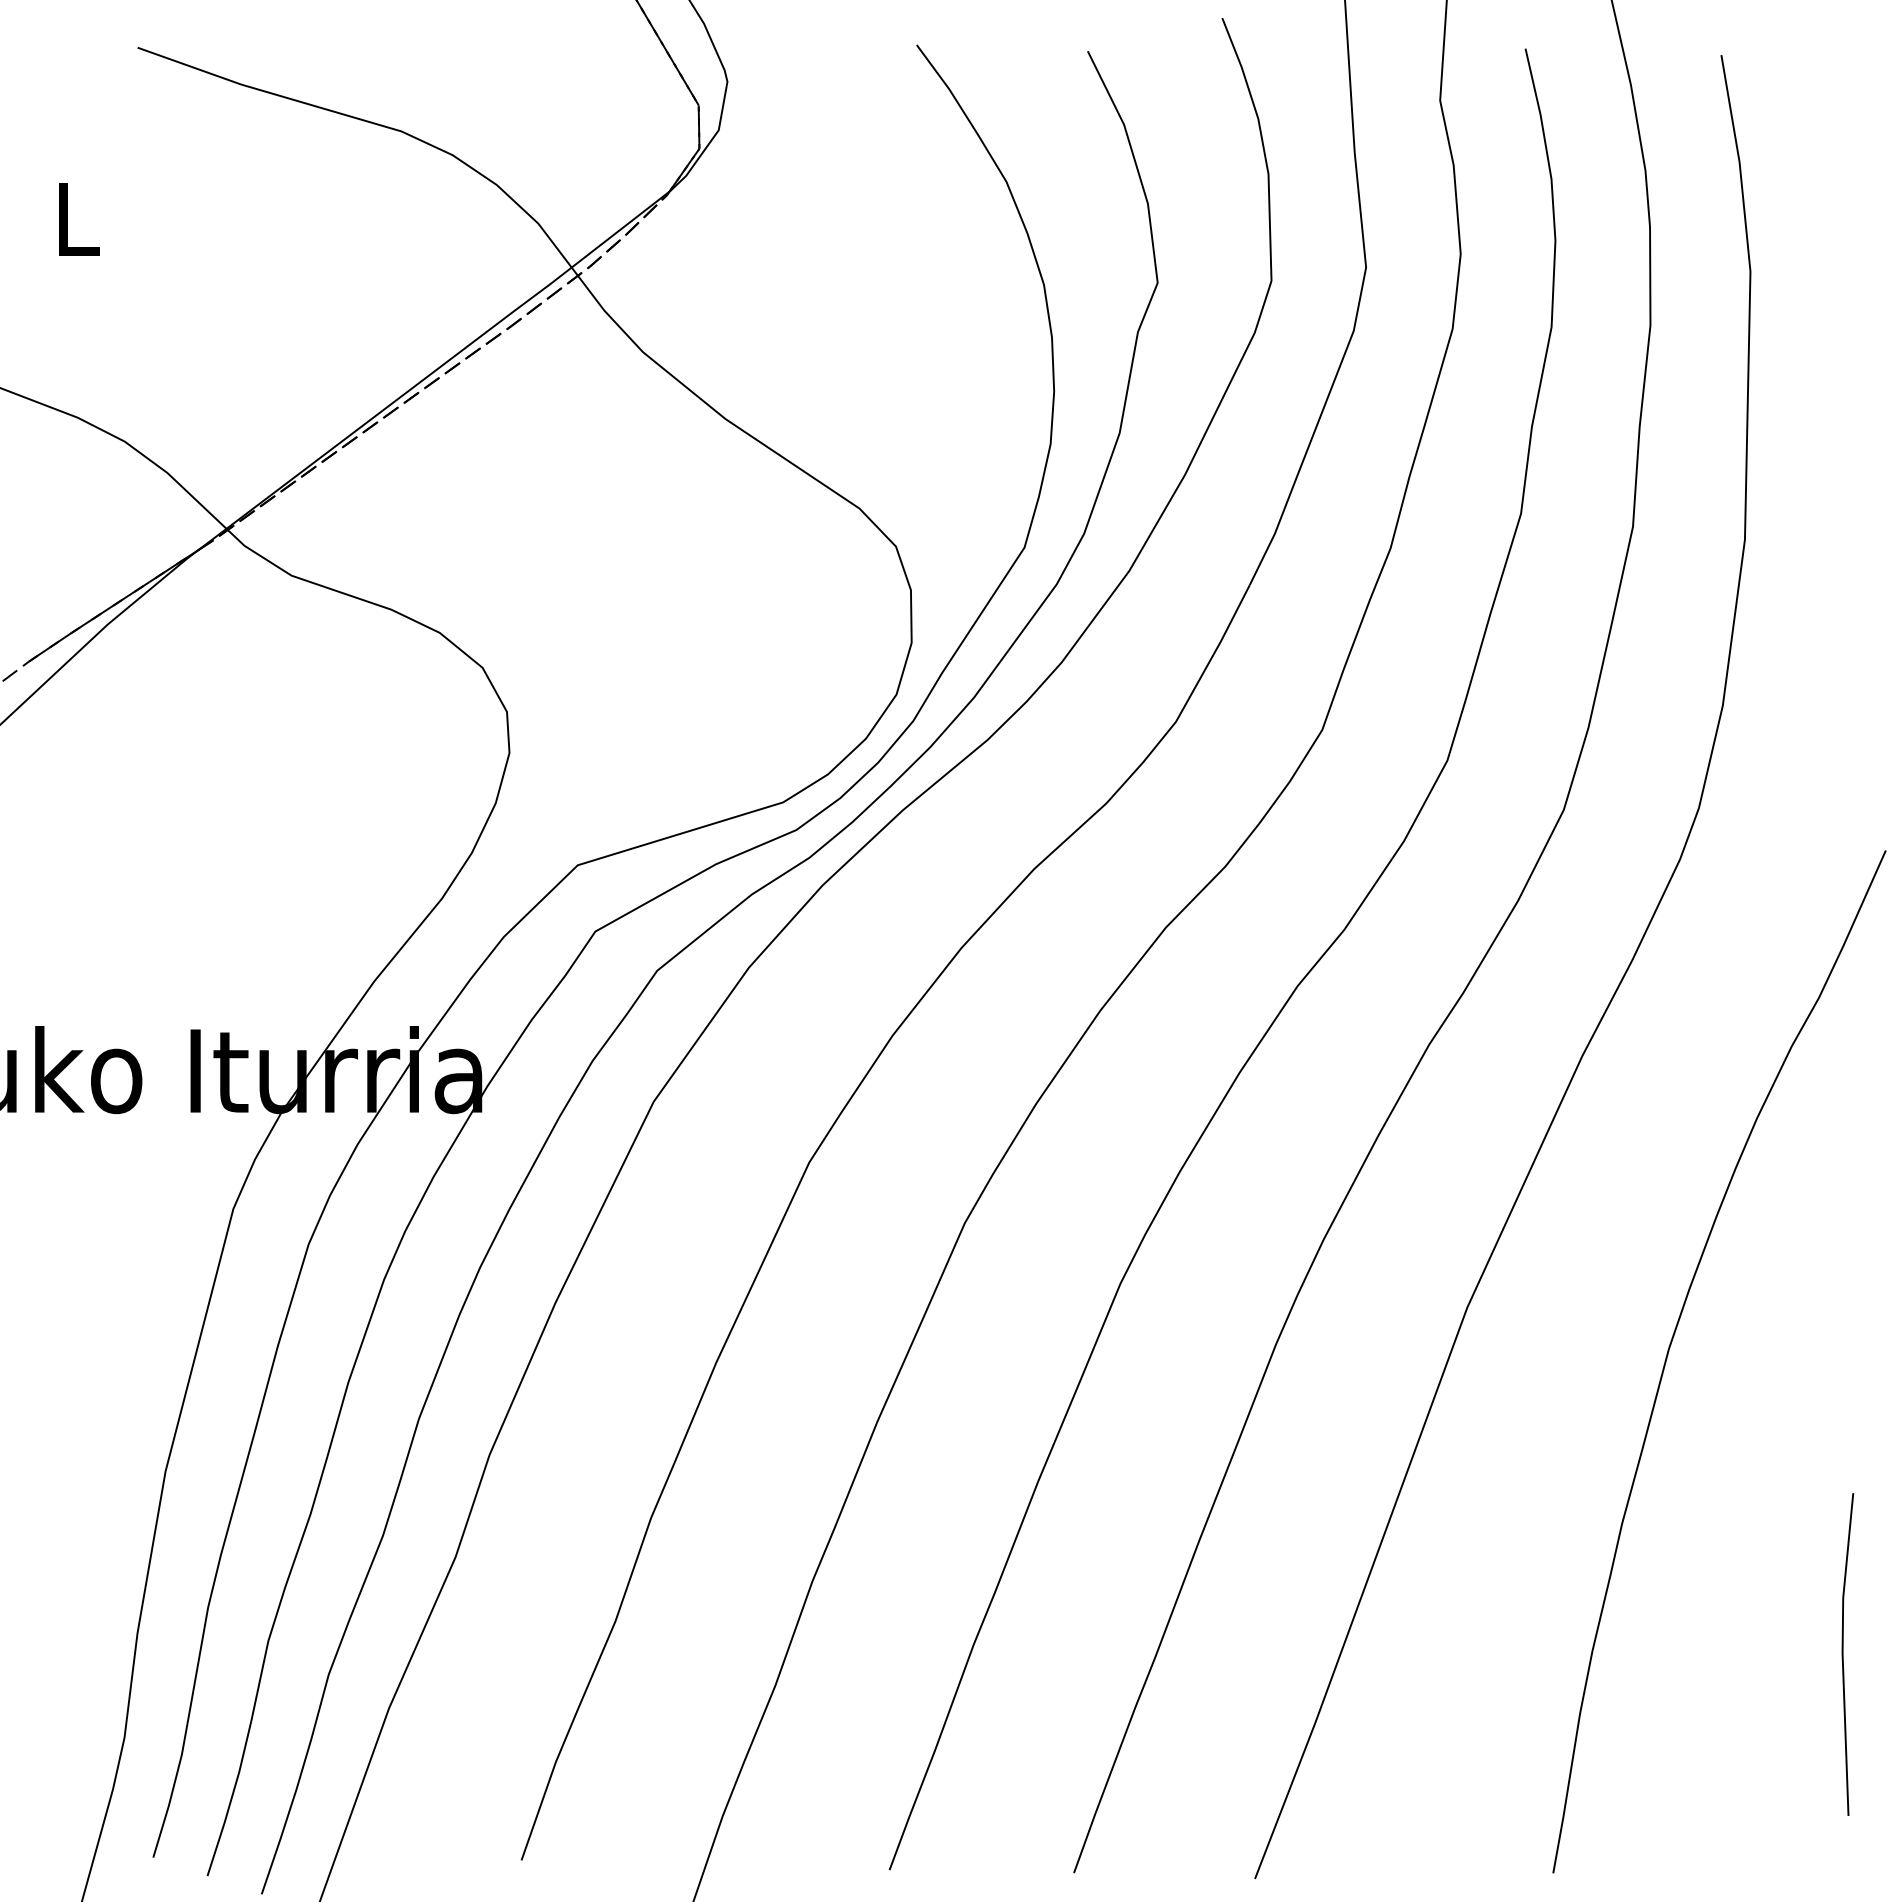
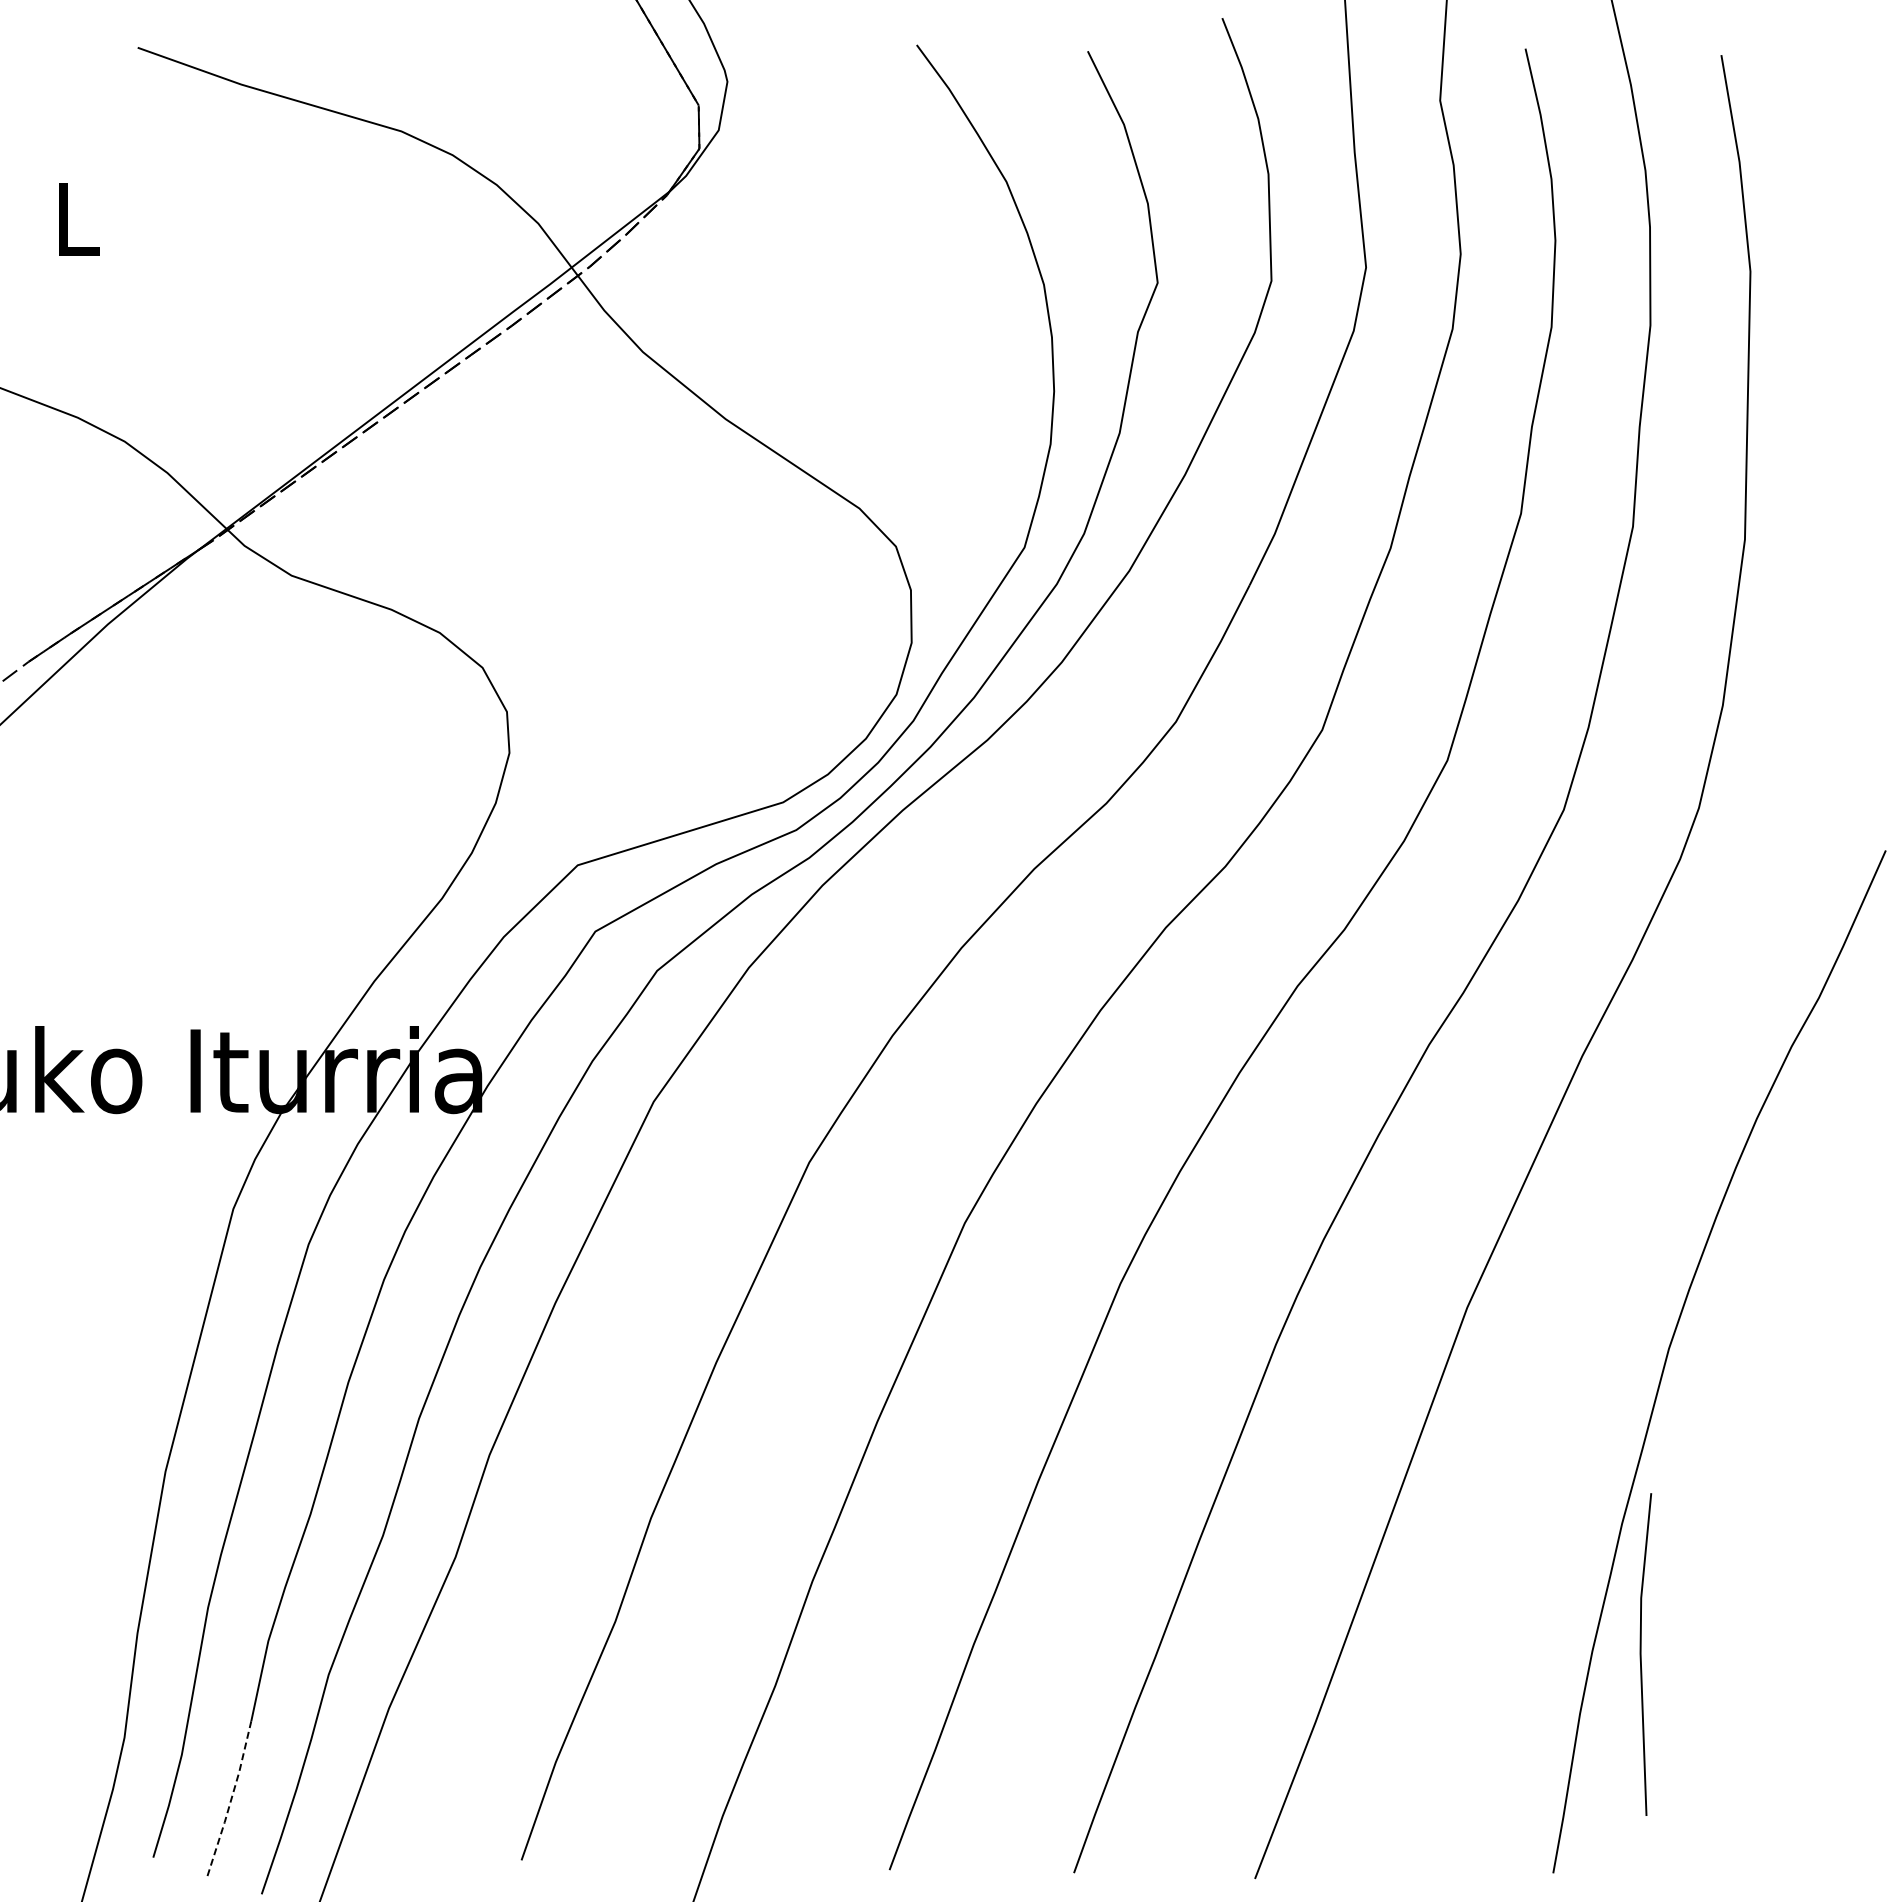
line position: (1843, 1654) -> (1641, 1654) (1641, 1654)
line: solid -> dashed (231, 1798)
